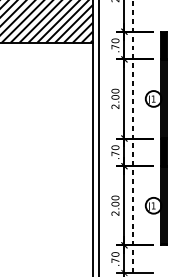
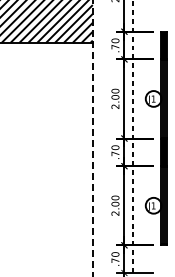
line: present -> none (98, 137)
line: solid -> dashed (92, 138)
